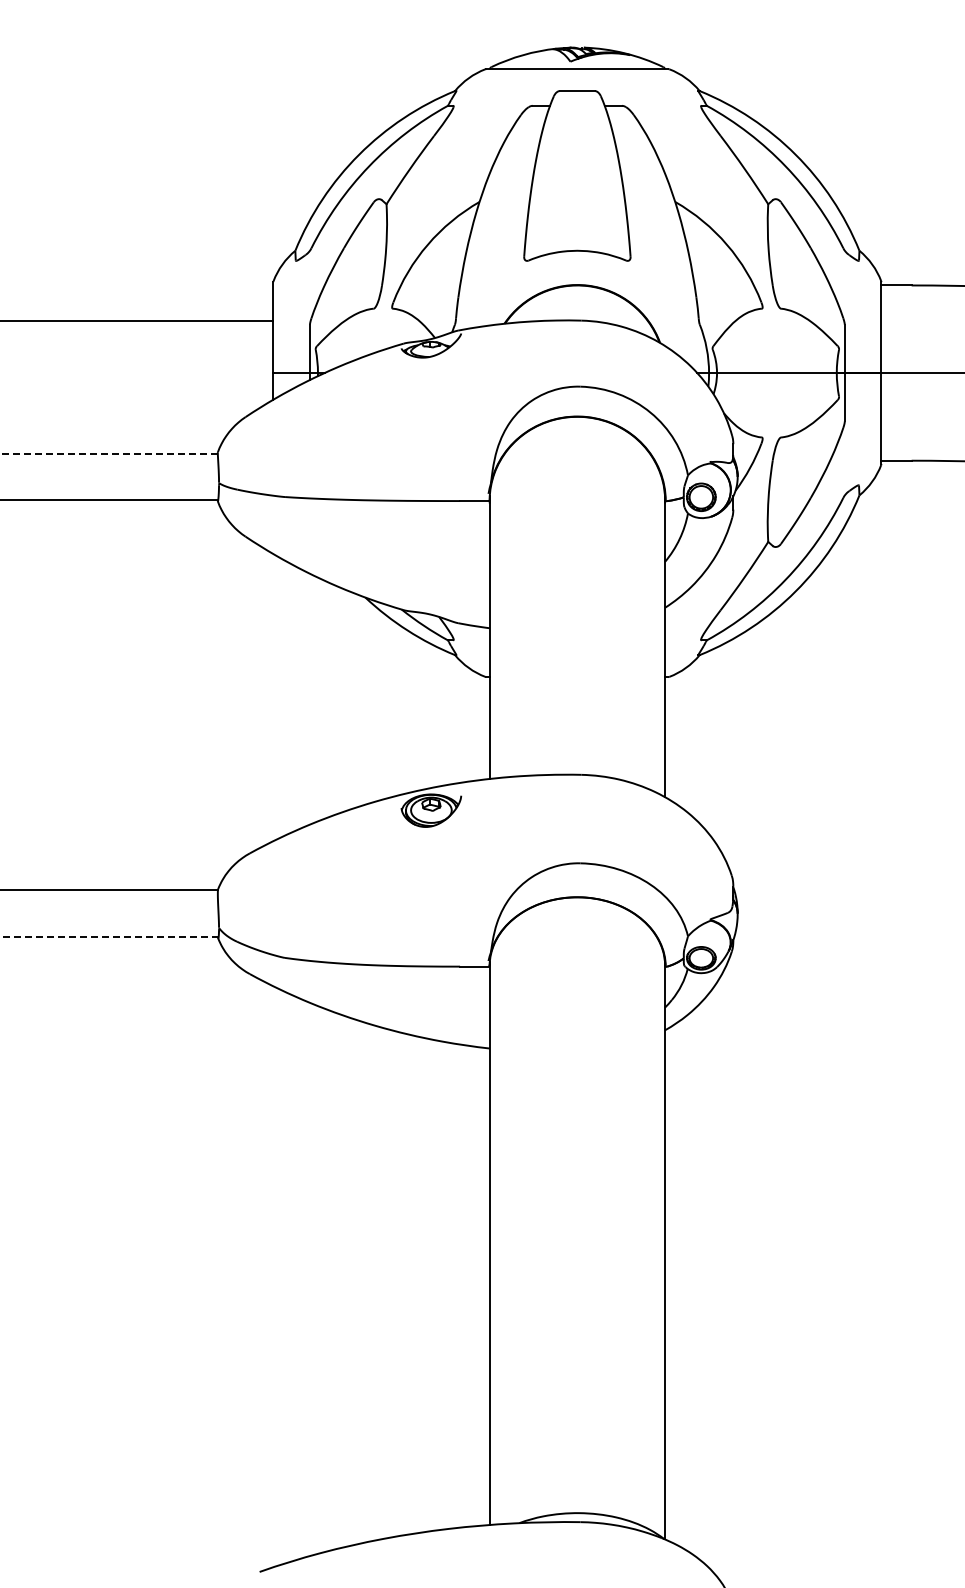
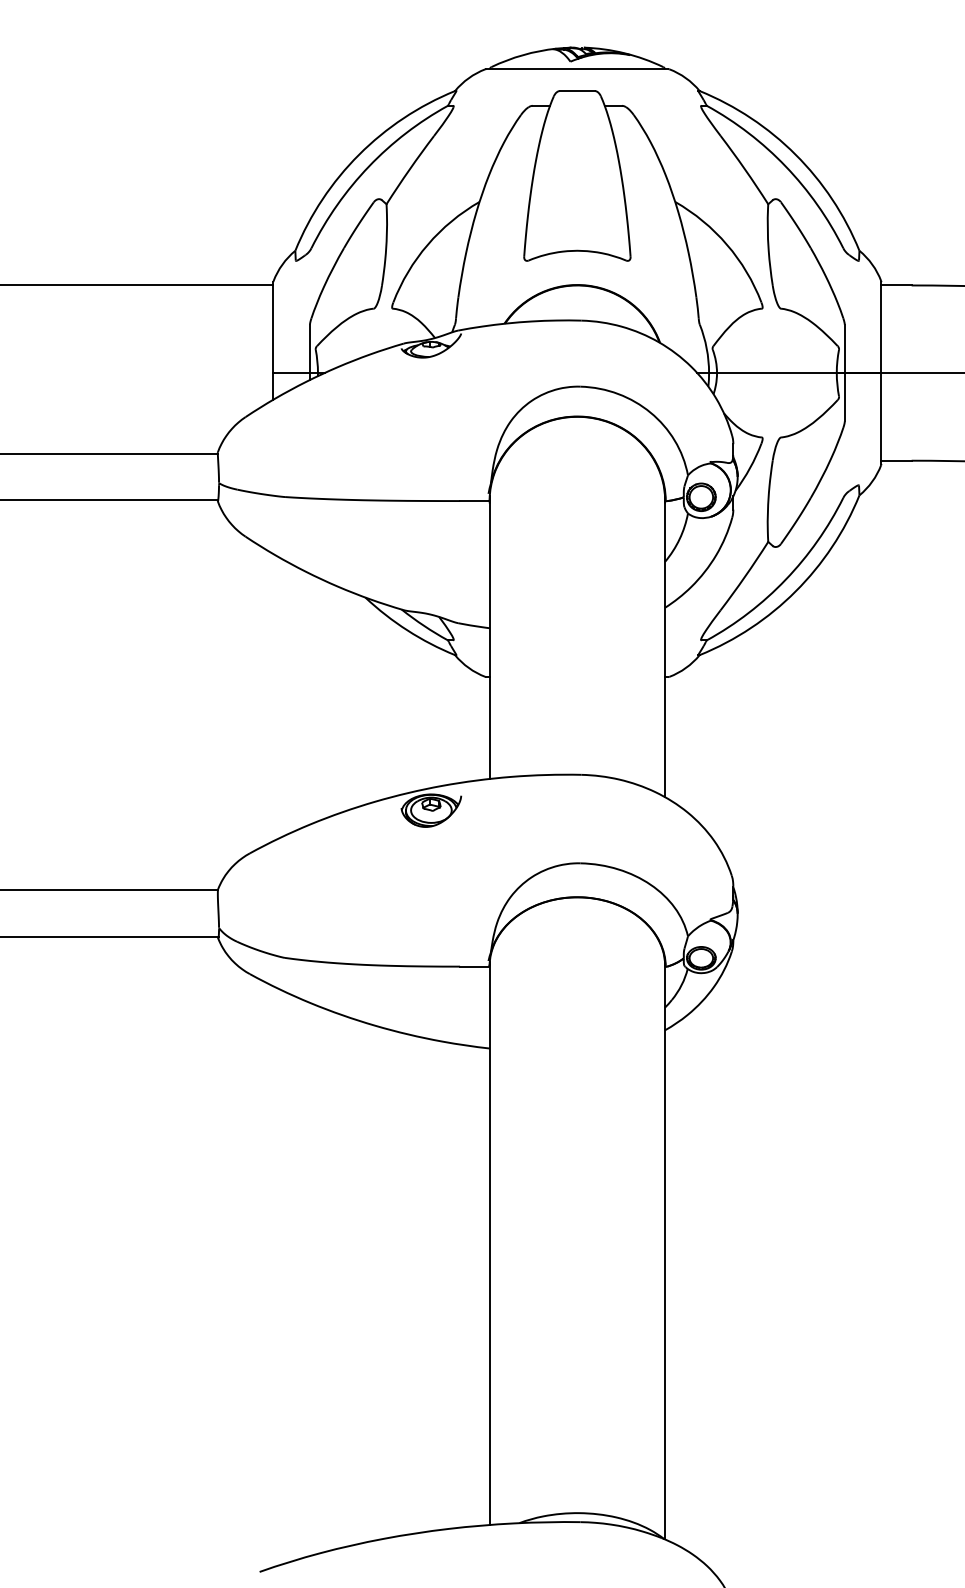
line position: (137, 321) -> (137, 285) (137, 285)
line: dashed -> solid (108, 453)
line: dashed -> solid (108, 936)
